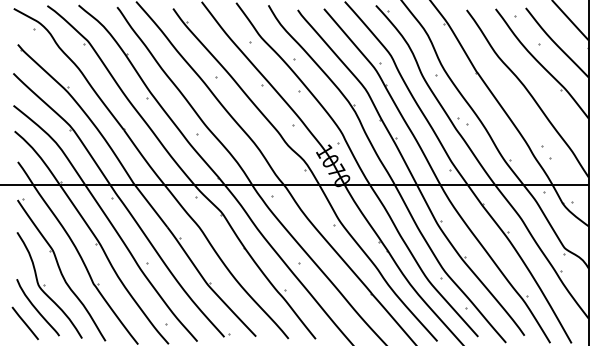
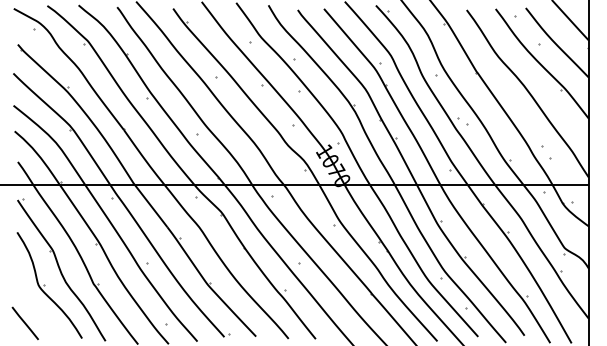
curve: present -> none (36, 307)
